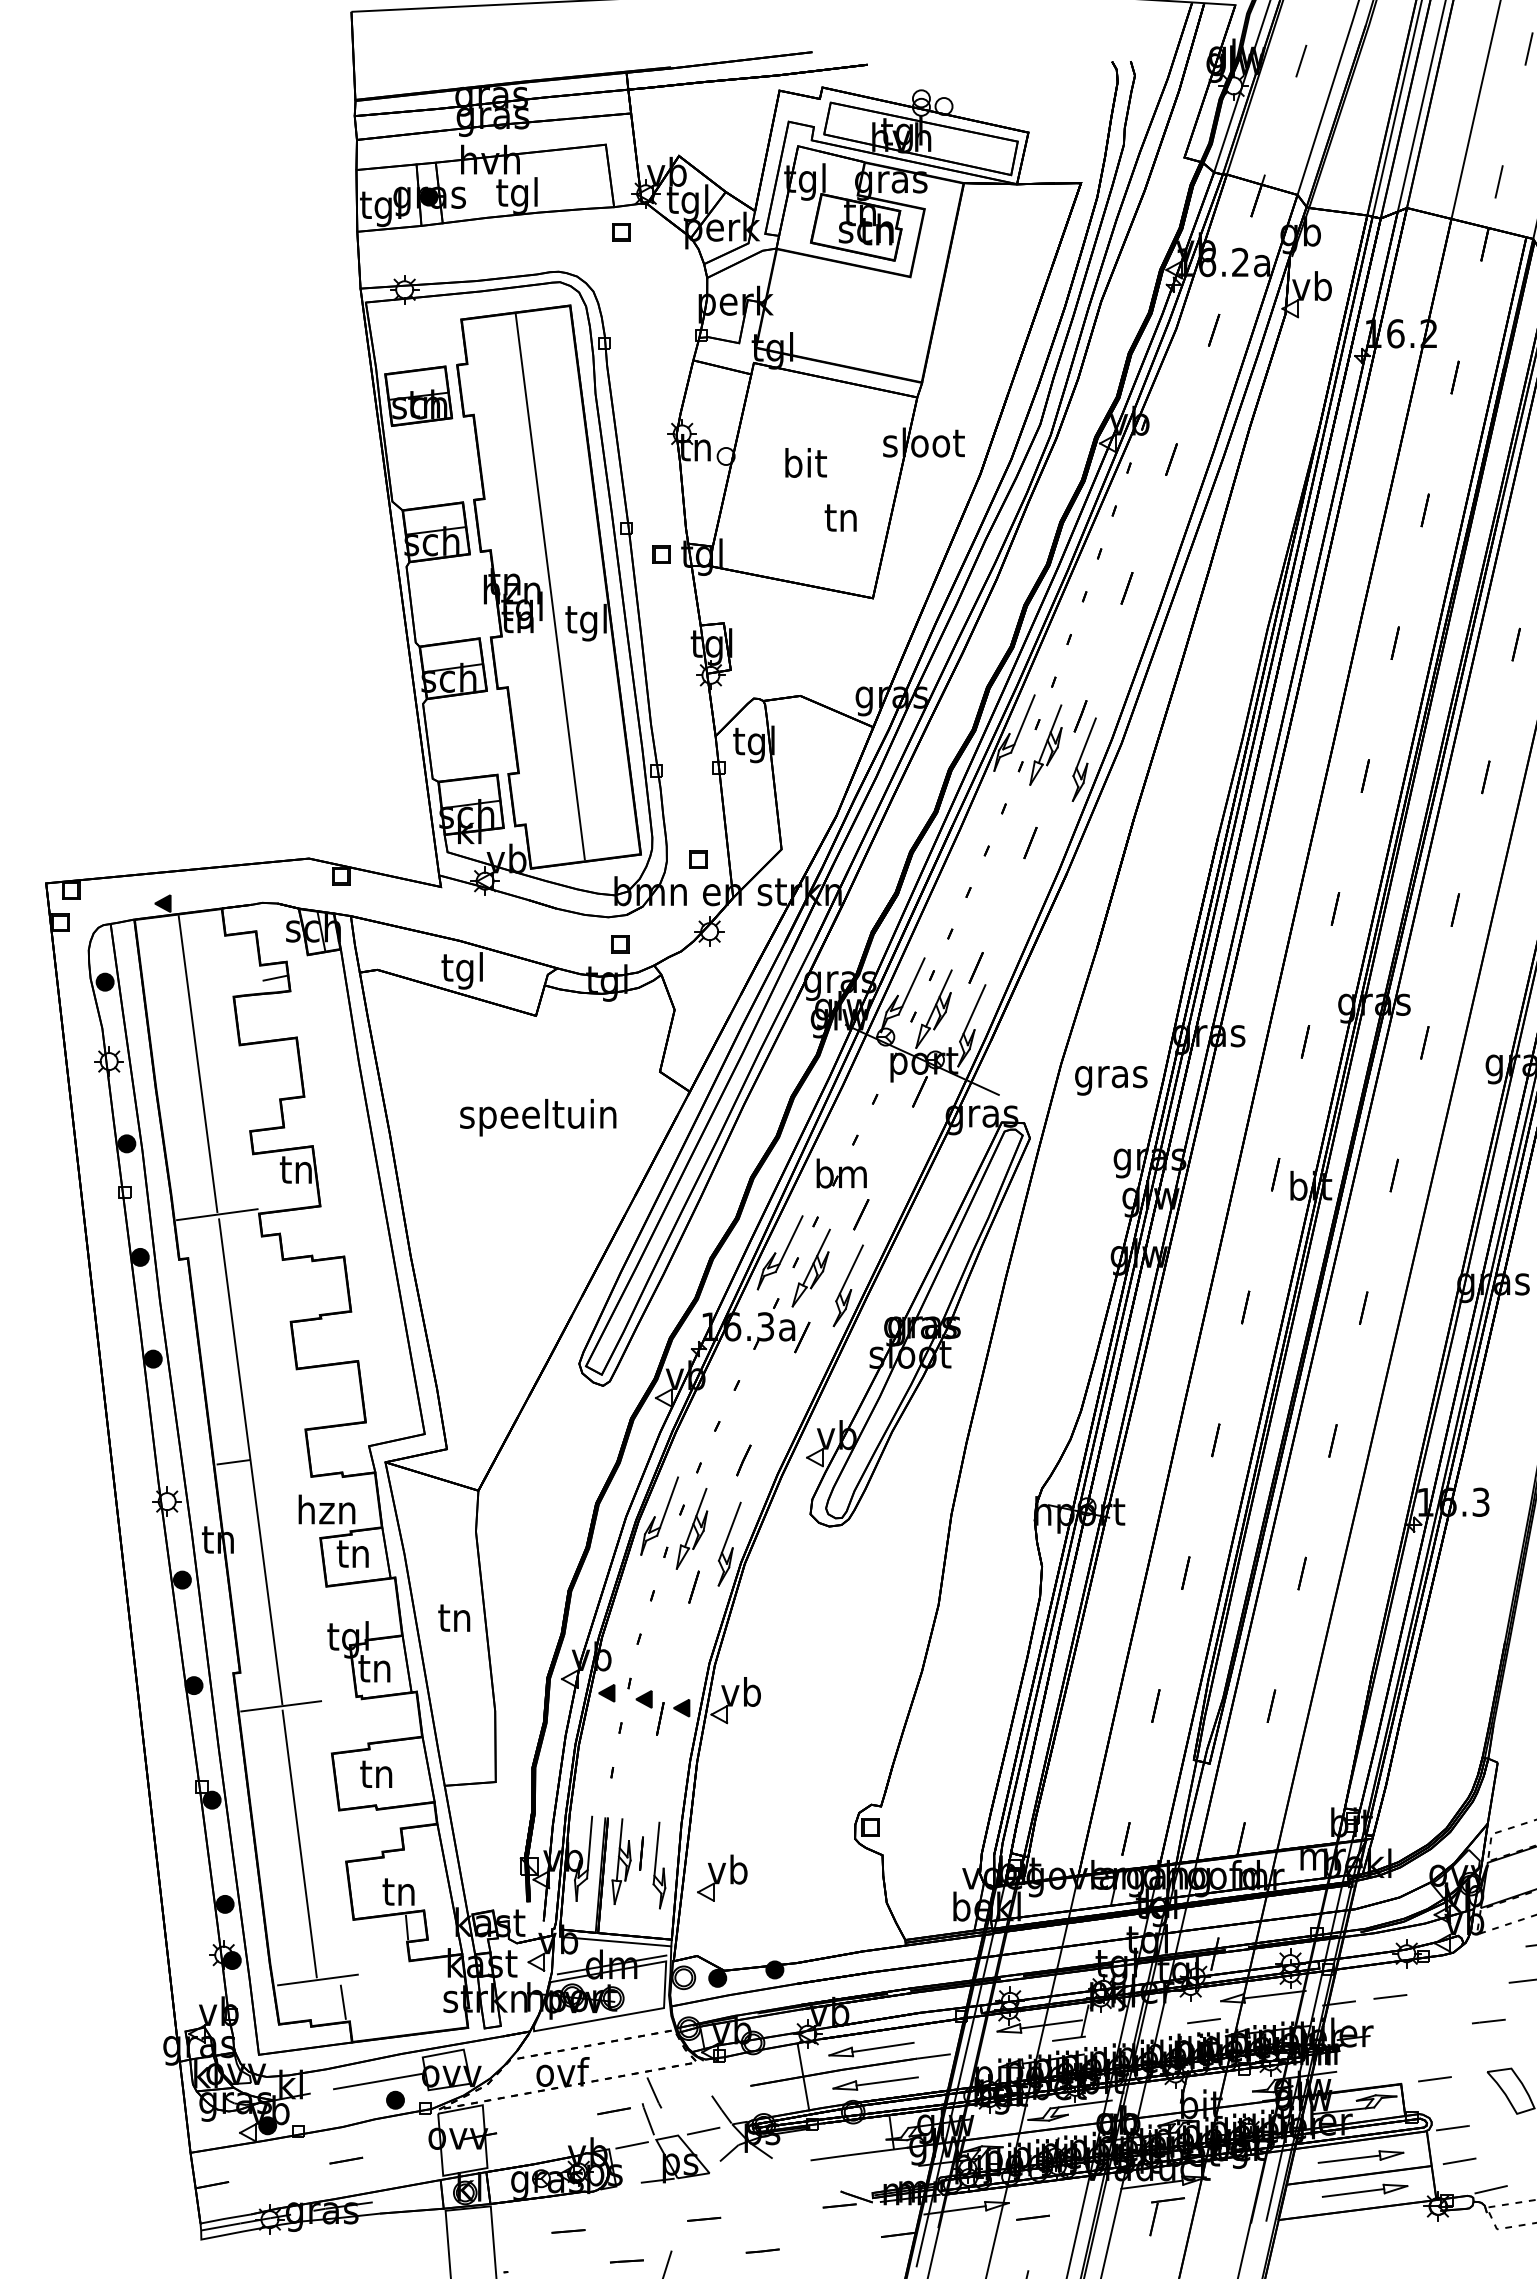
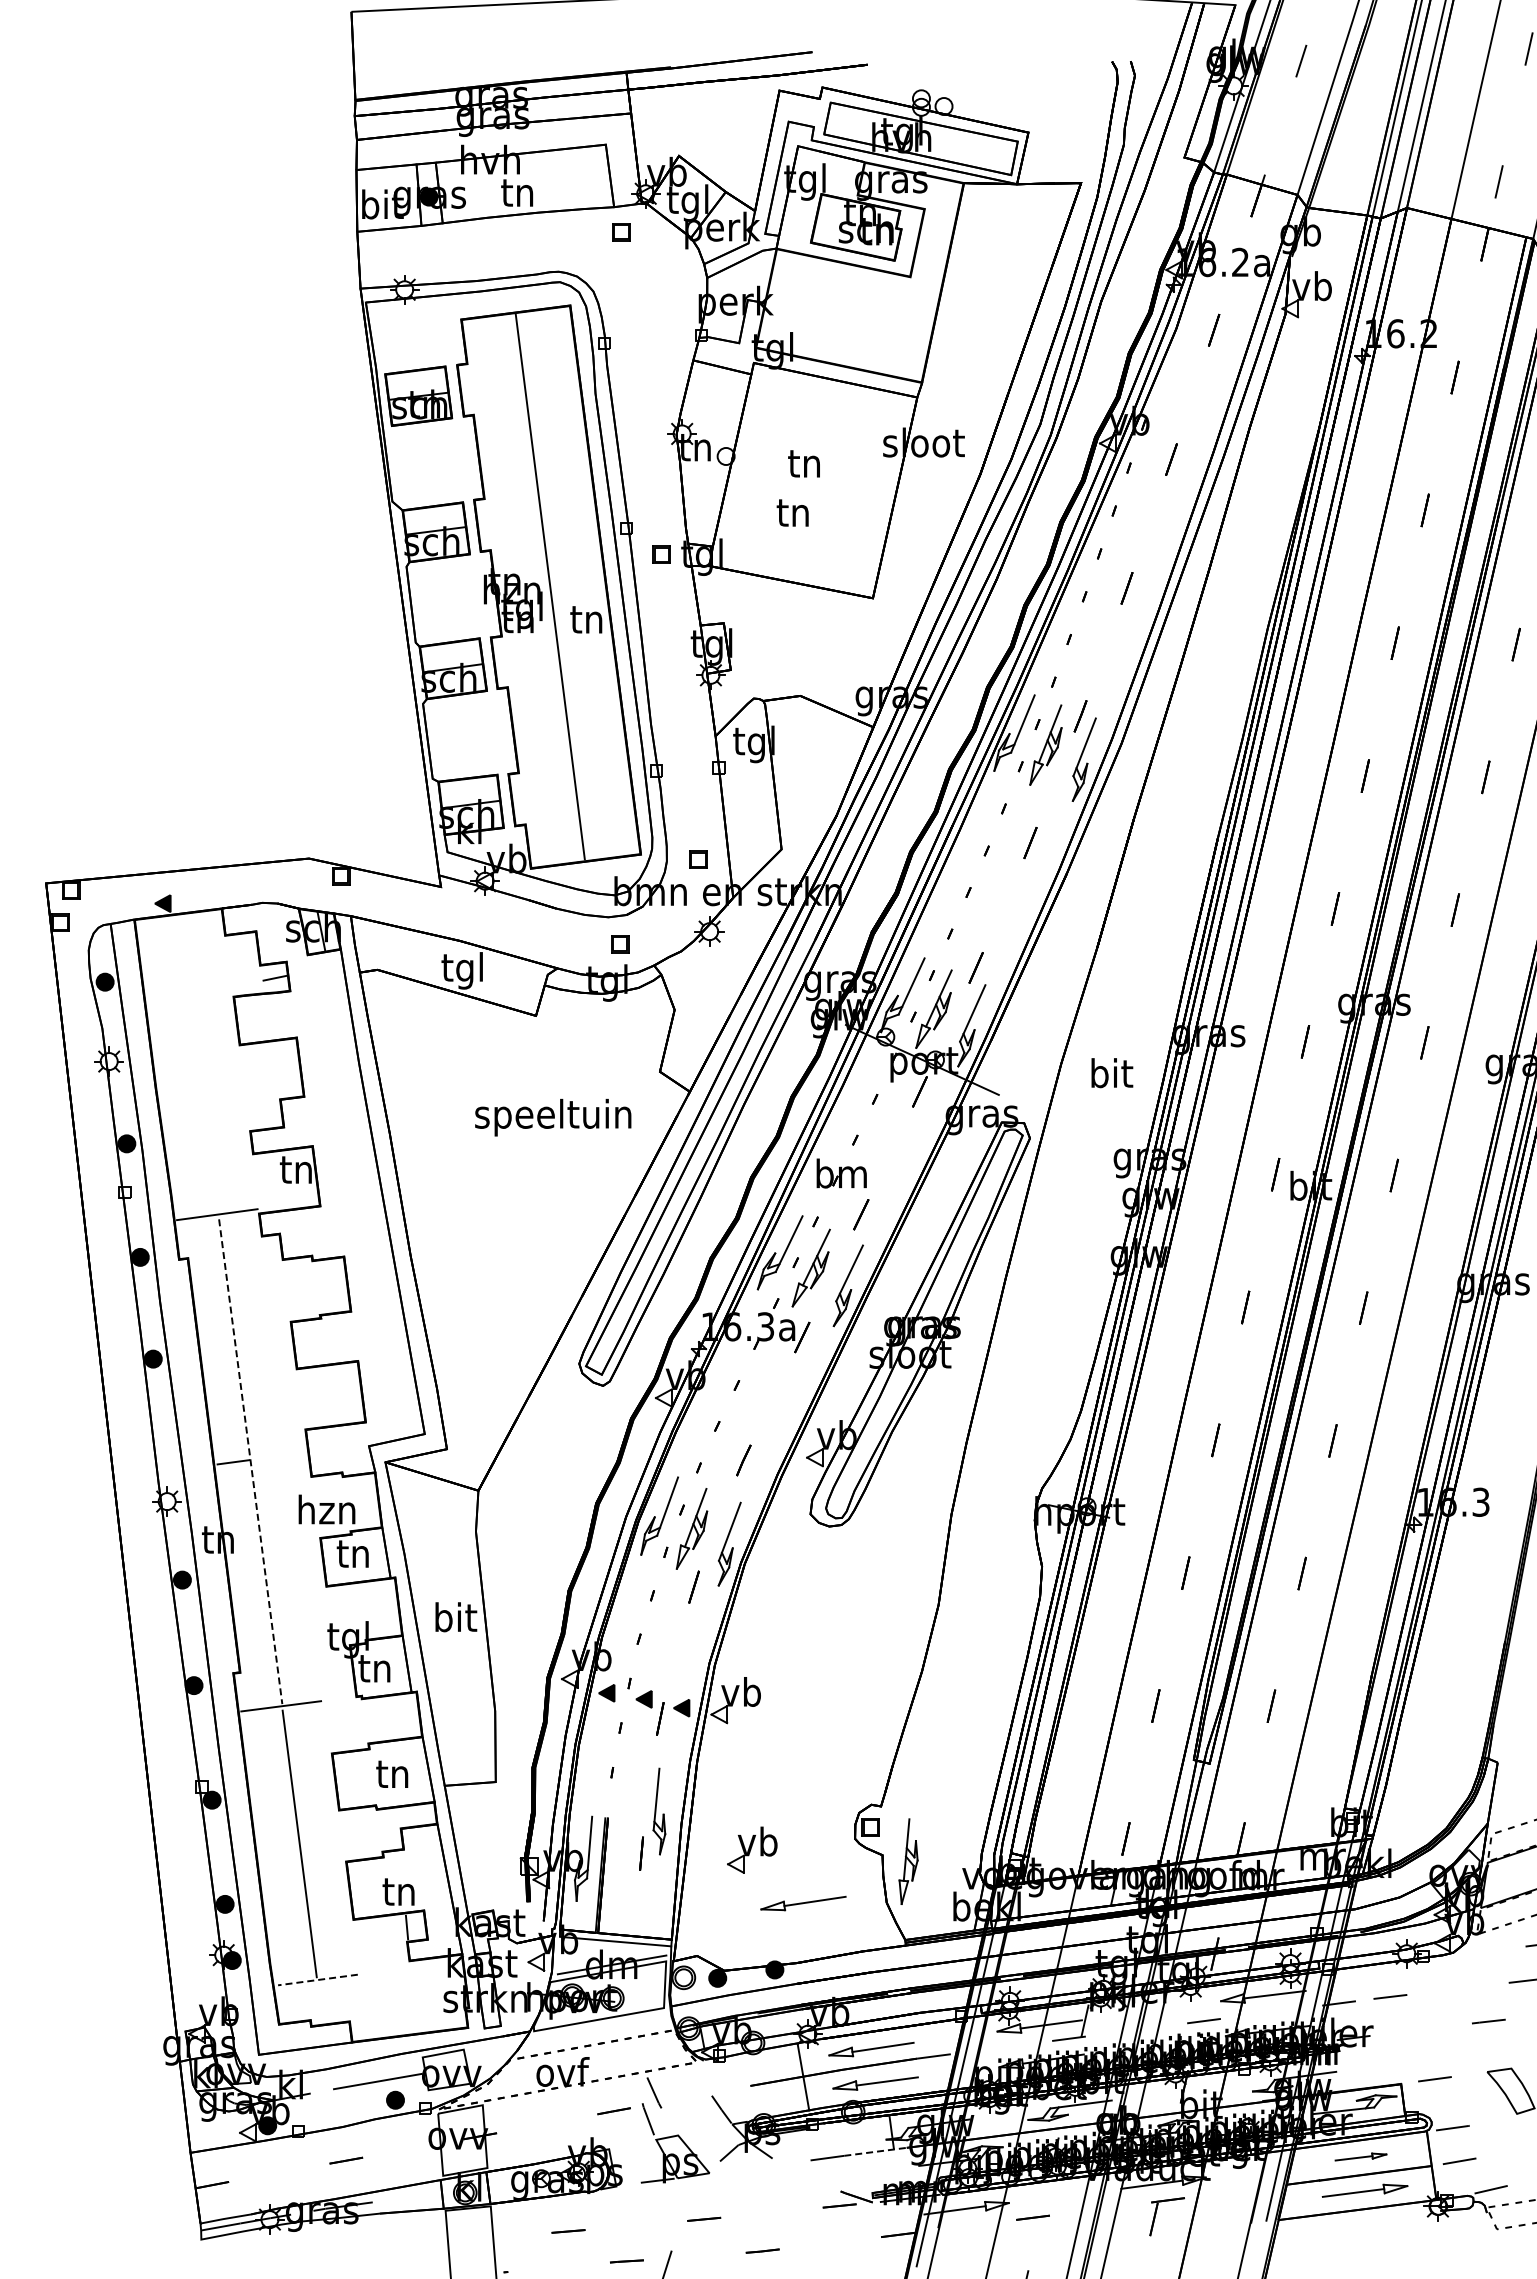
text: tgl -> tn (516, 195)
text: tgl -> bit (381, 207)
text: bit -> tn (805, 462)
text position: (840, 517) -> (792, 512) (792, 512)
text: tgl -> tn (585, 622)
line: present -> none (197, 1064)
text: gras -> bit (1111, 1076)
text position: (538, 1117) -> (553, 1117) (553, 1117)
line: solid -> dashed (250, 1462)
text: tn -> bit (456, 1617)
text position: (376, 1773) -> (392, 1773) (392, 1773)
part position: (621, 1861) -> (908, 1861) (908, 1861)
part position: (659, 1865) -> (659, 1811) (659, 1811)
part position: (722, 1877) -> (752, 1849) (752, 1849)
part: none -> present (803, 1903)
line: solid -> dashed (317, 1980)
line: present -> none (342, 2001)
line: present -> none (703, 2130)
line: present -> none (632, 2144)
line: solid -> dashed (875, 2151)
part size: 88x14 px -> 54x10 px (1360, 2156)
